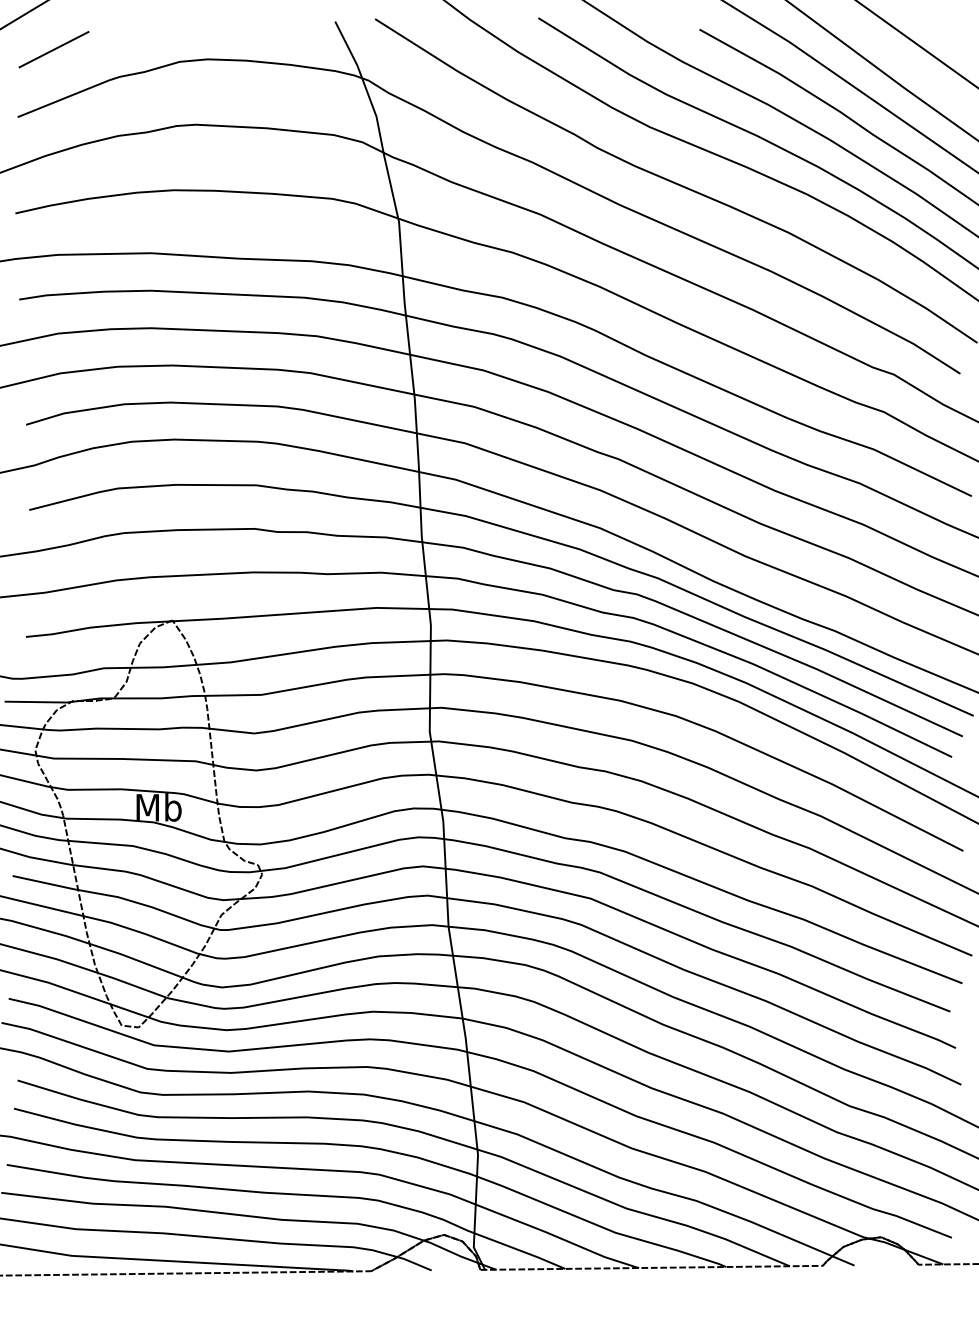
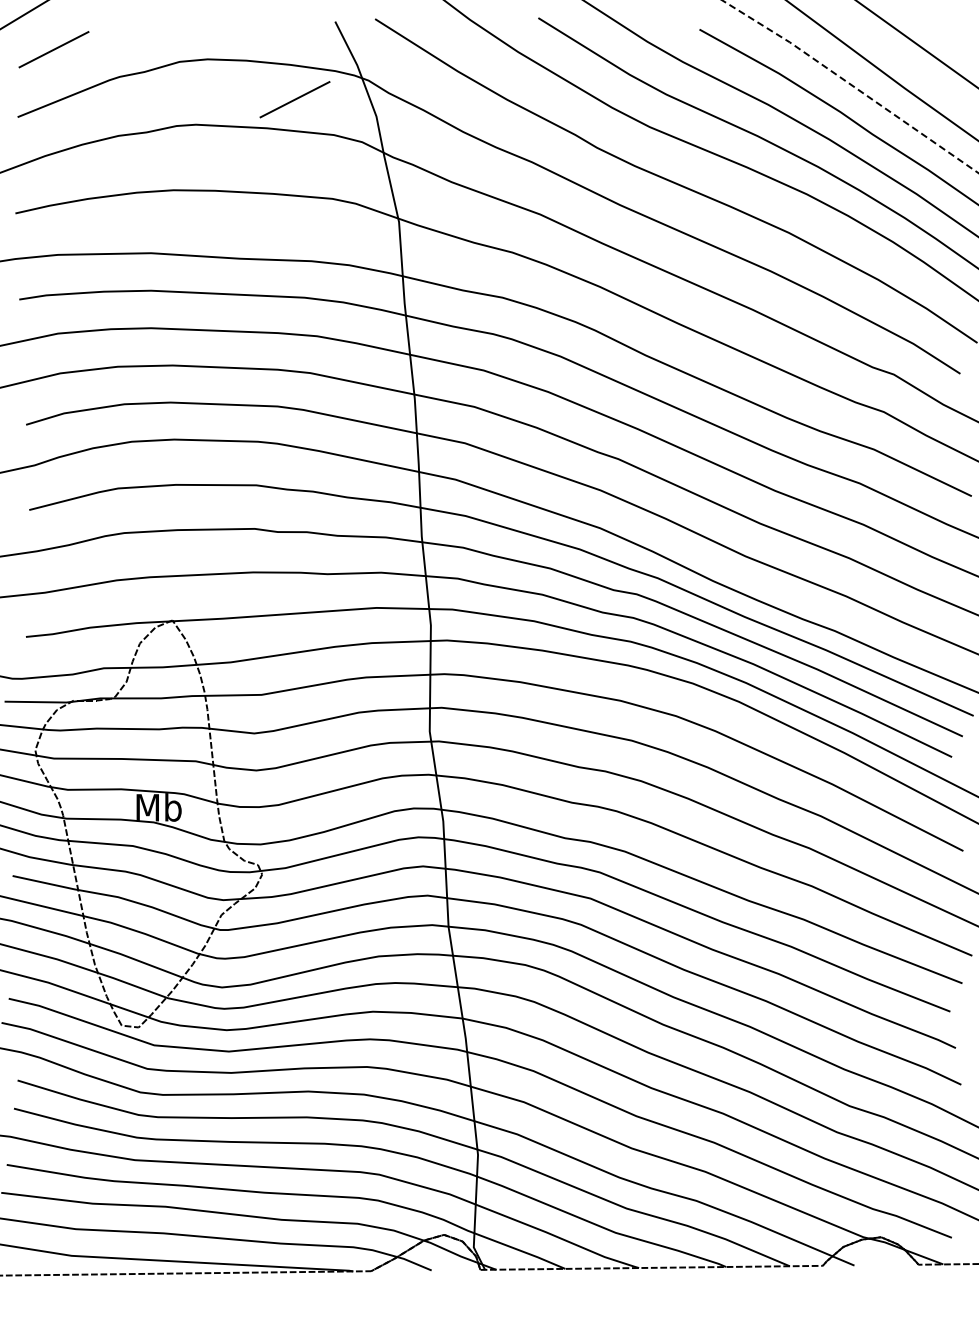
line: solid -> dashed (851, 84)
line: none -> present (294, 99)
